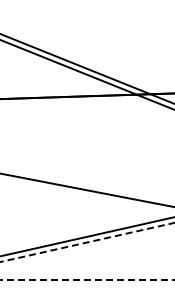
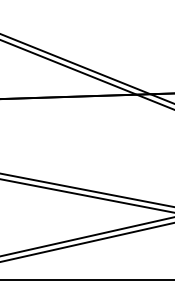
line: none -> present (86, 195)
line: dashed -> solid (87, 242)
line: dashed -> solid (87, 279)
